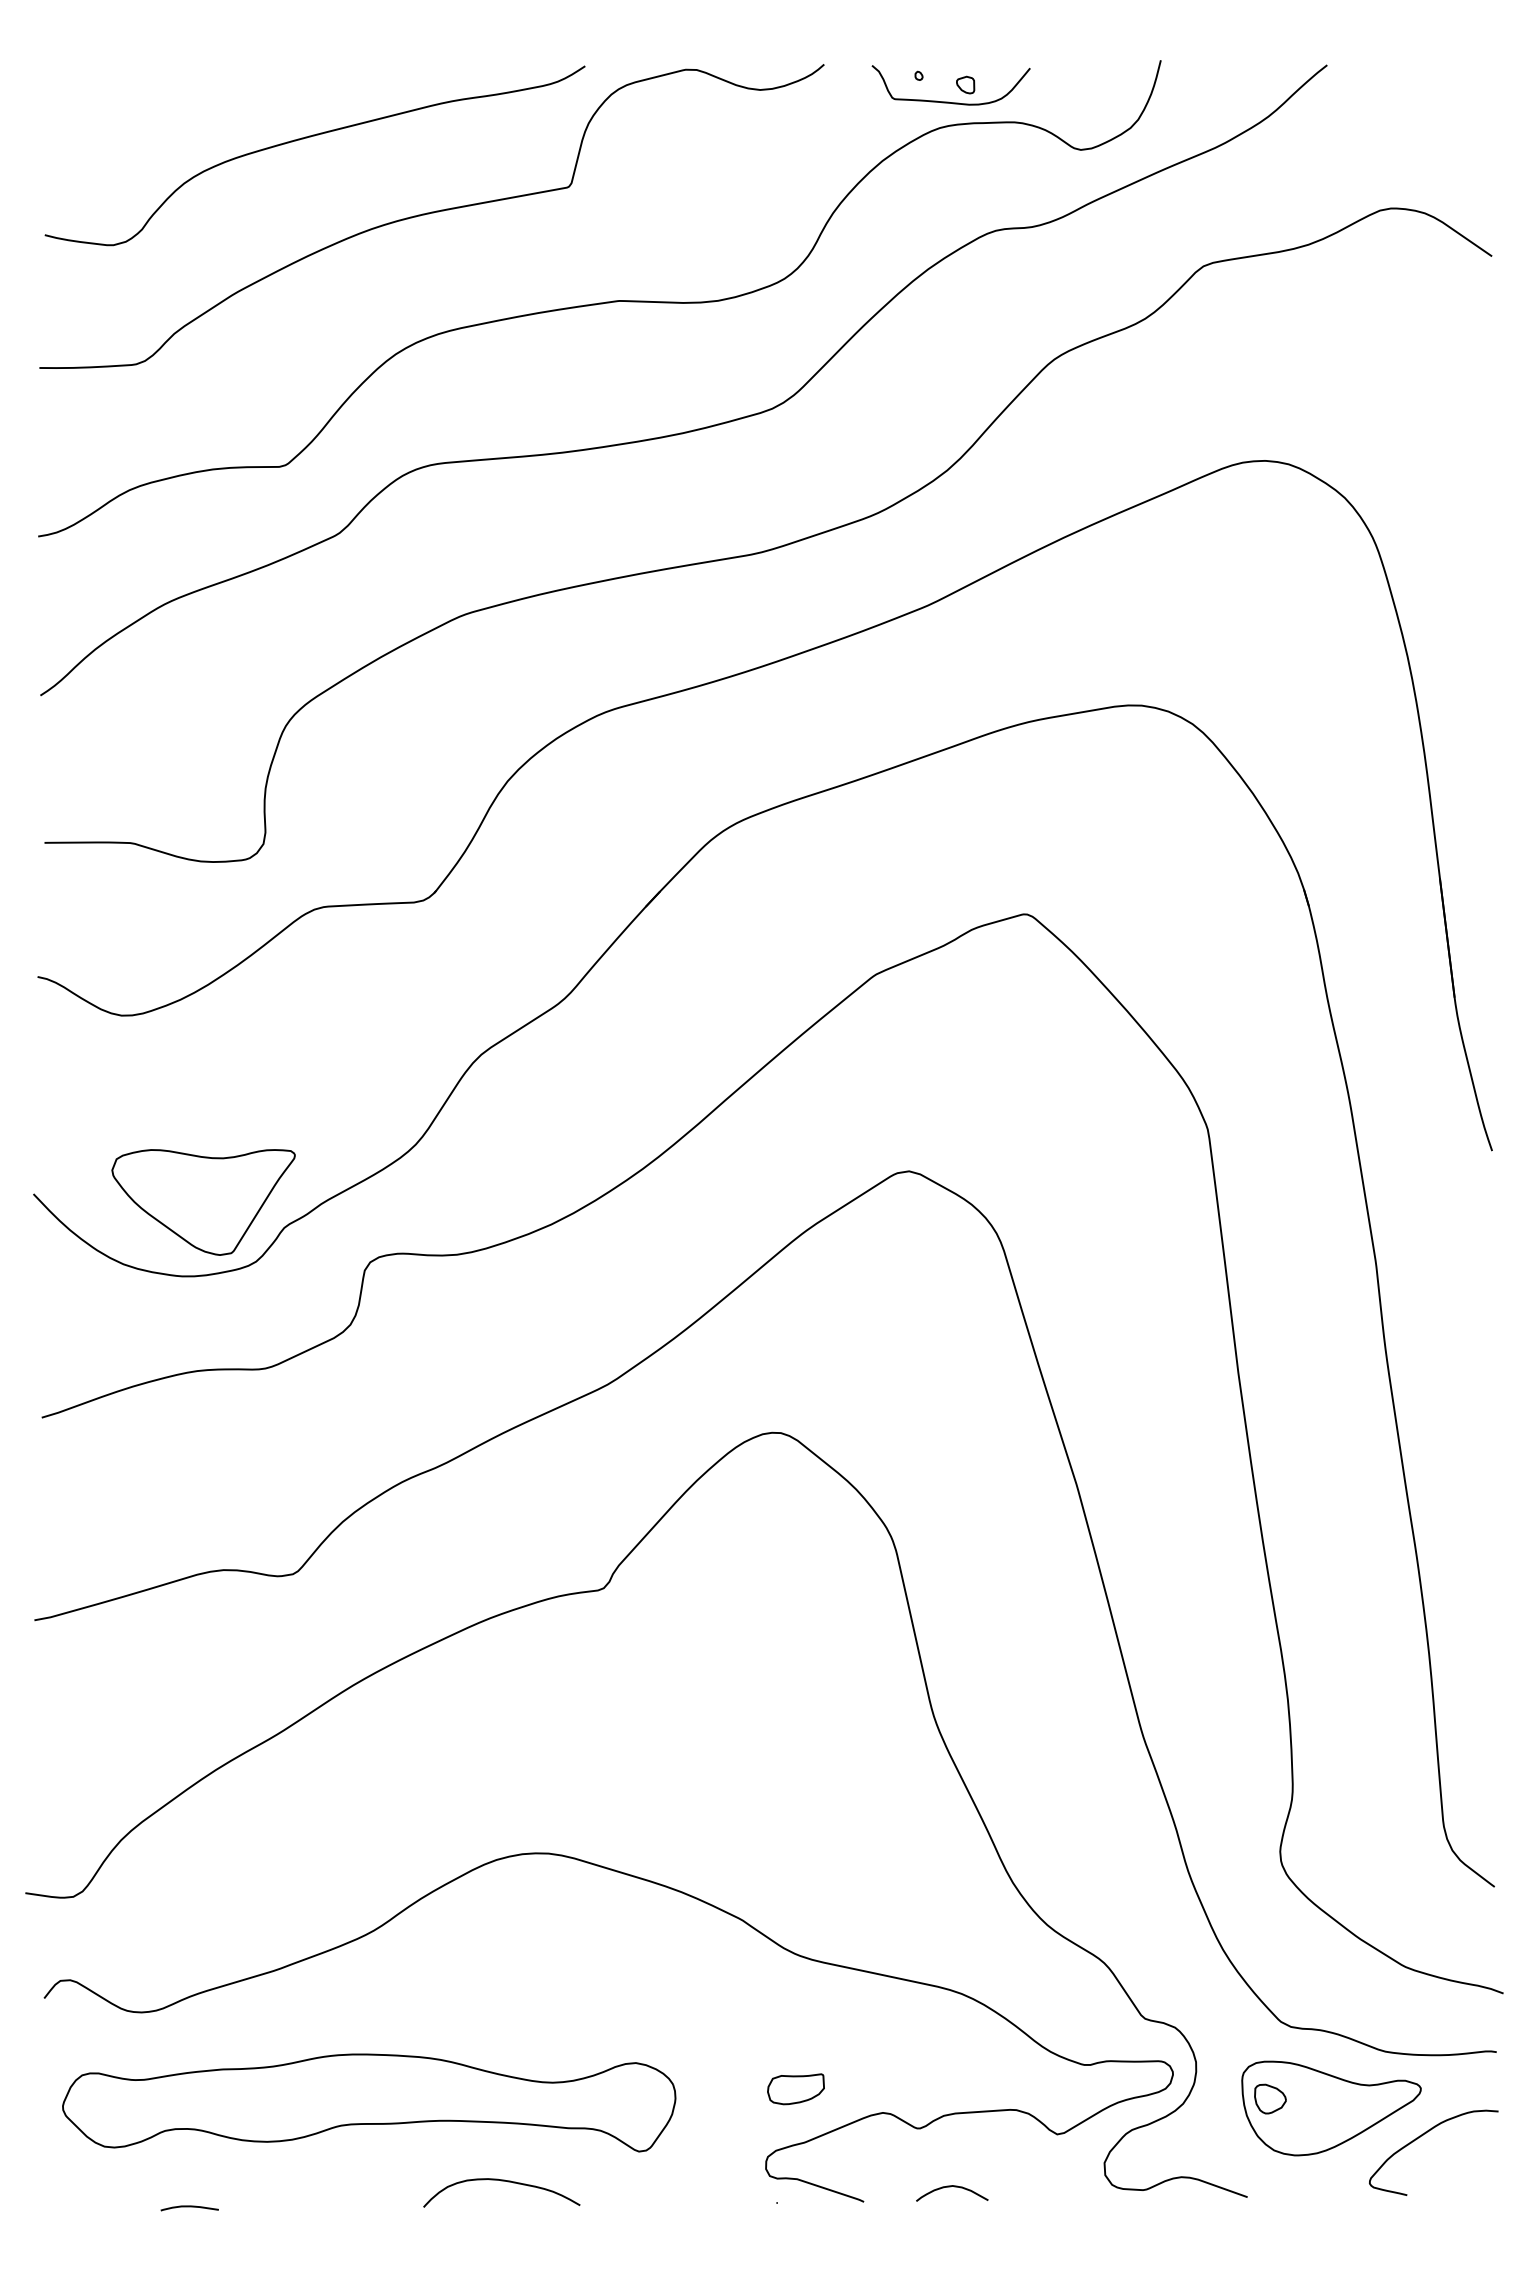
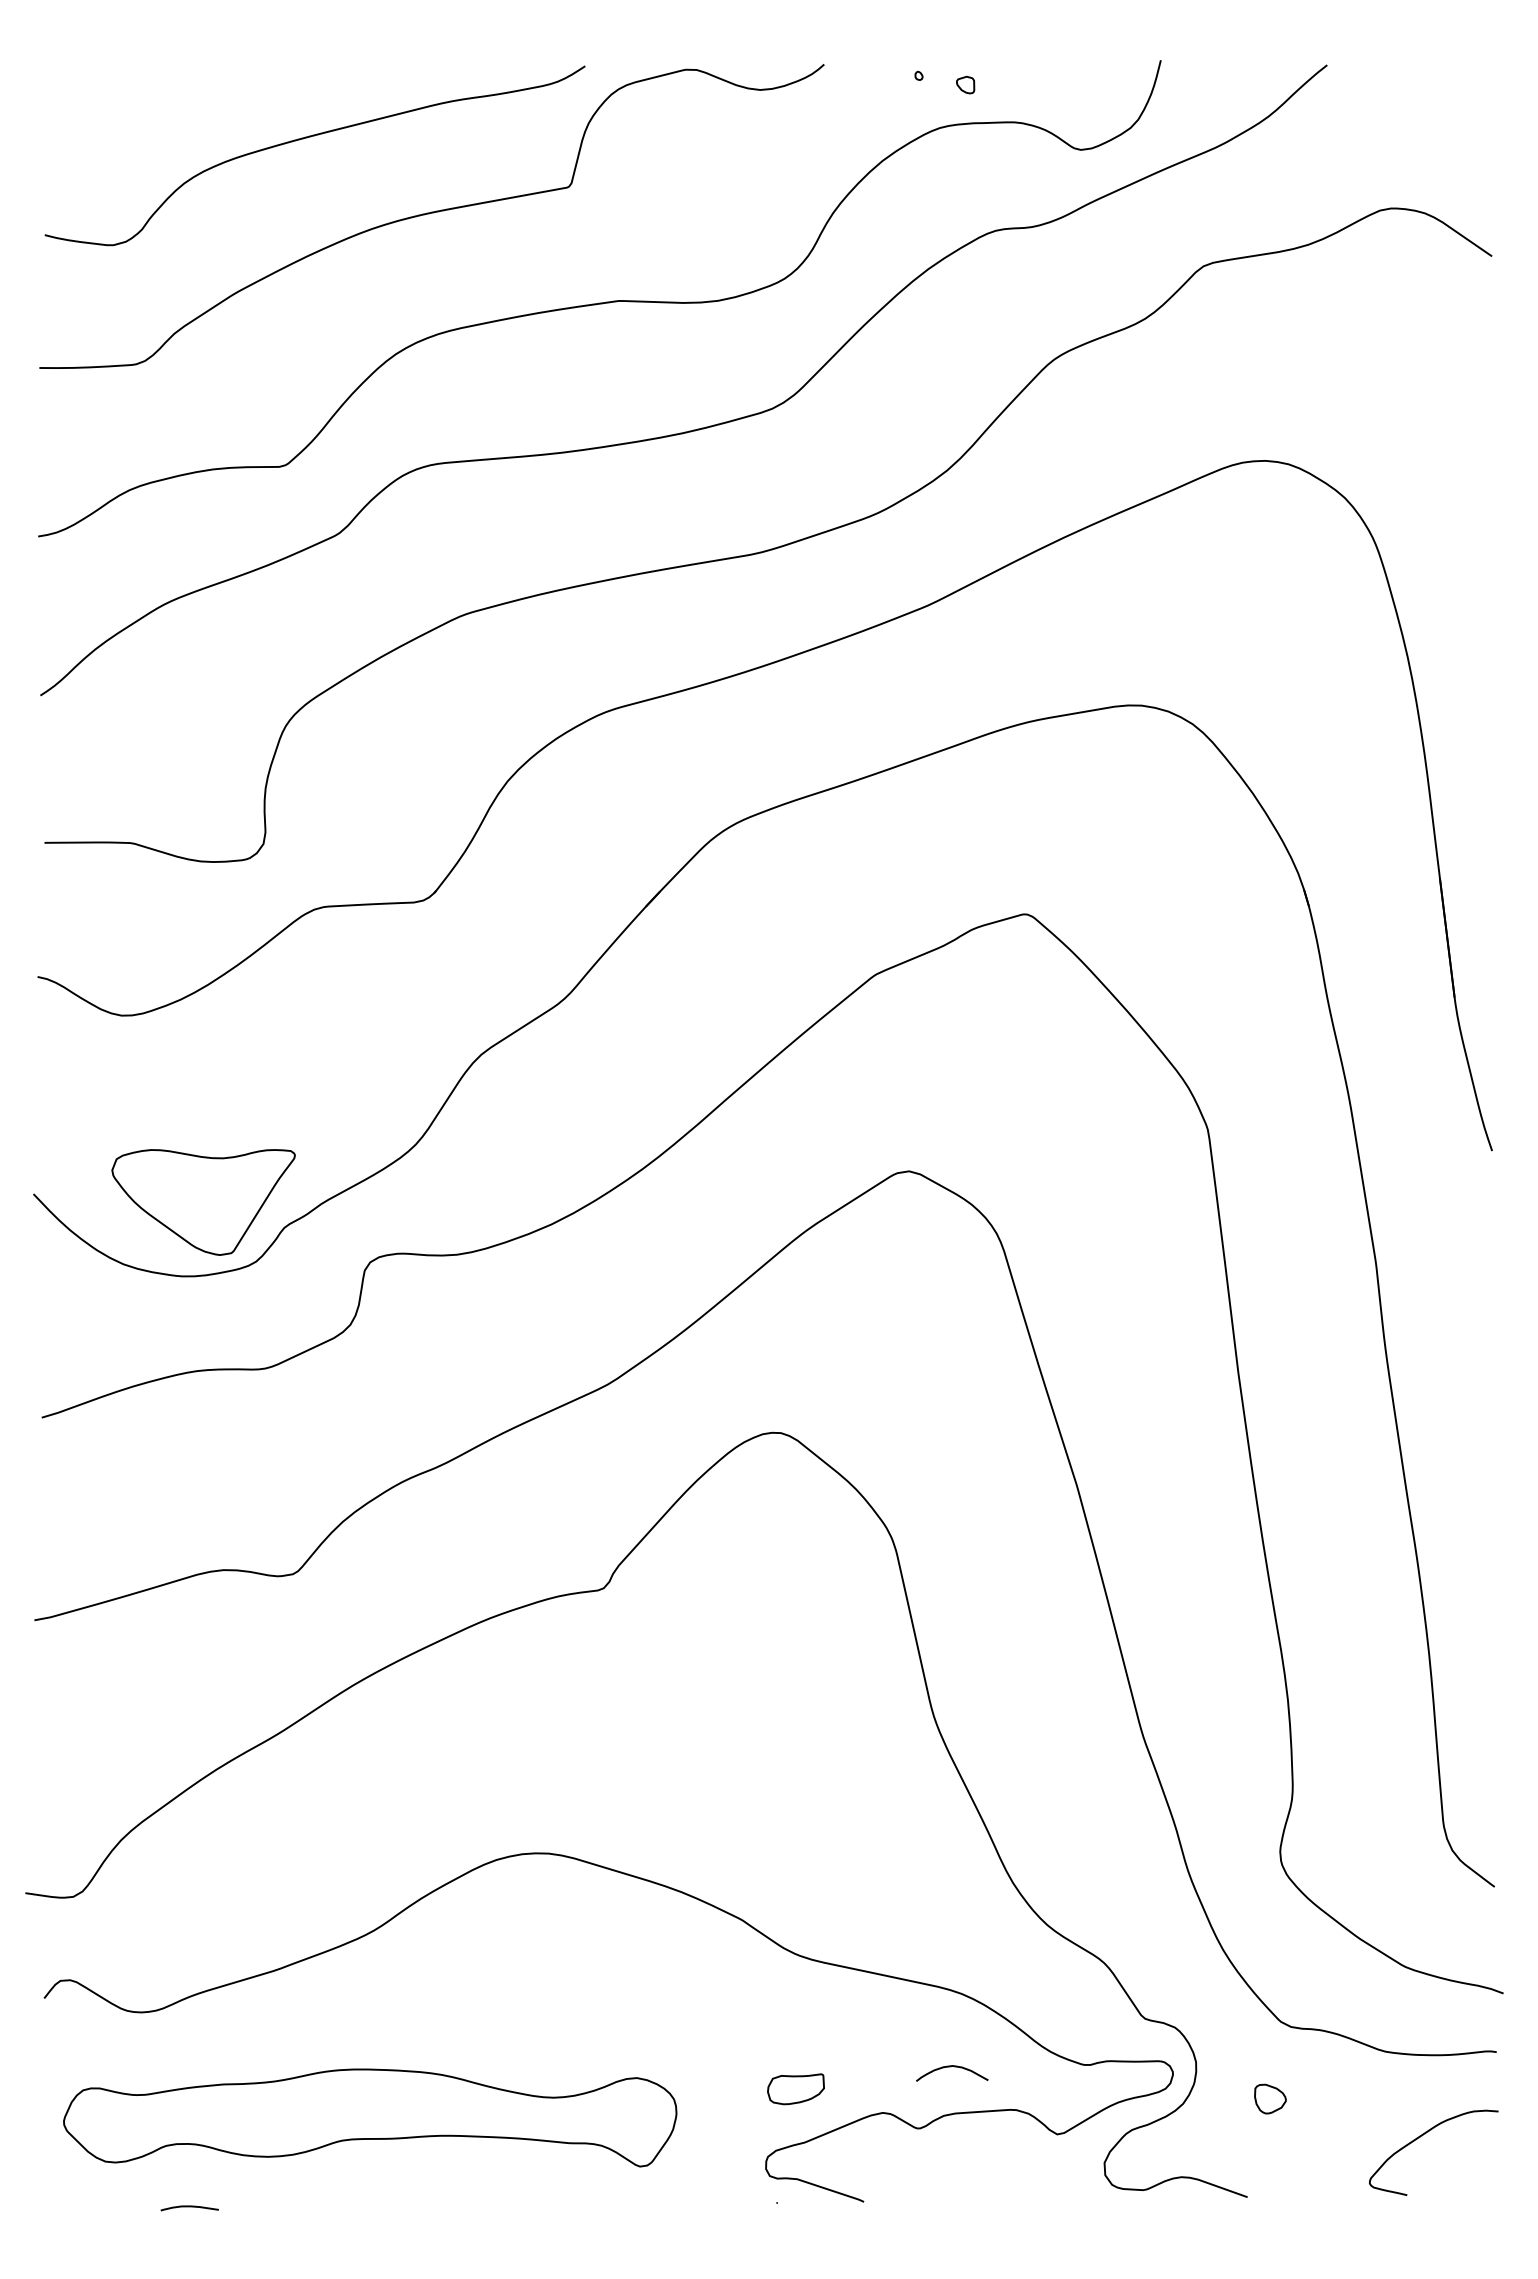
curve: present -> none (948, 101)
part position: (369, 2102) -> (370, 2117) (370, 2117)
part: present -> none (1331, 2108)
curve: present -> none (501, 2181)
curve position: (950, 2187) -> (950, 2067) (950, 2067)
